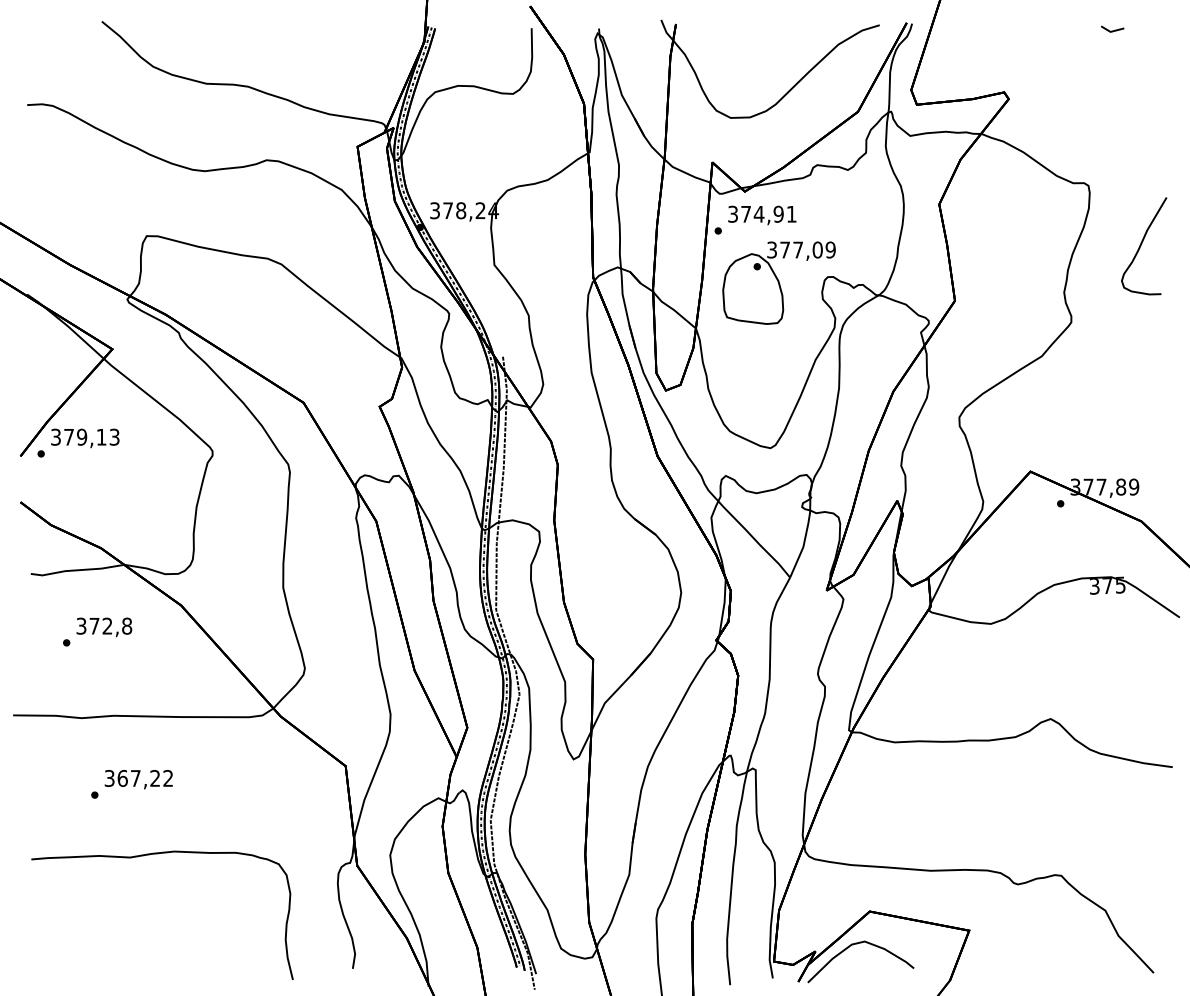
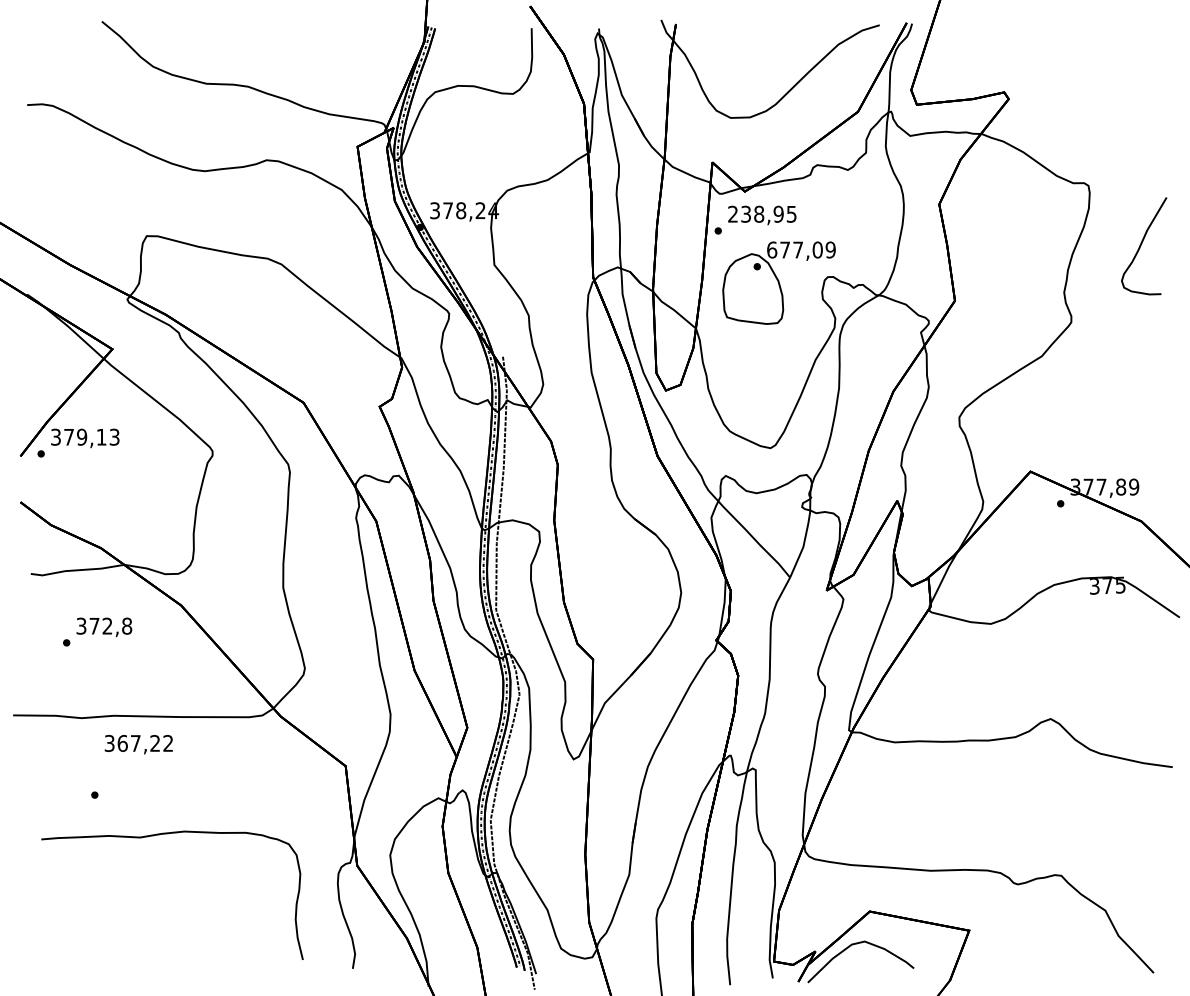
line: present -> none (1112, 30)
text: 374,91 -> 238,95 (762, 213)
text: 377,09 -> 677,09 (772, 249)
text position: (138, 779) -> (138, 744) (138, 744)
curve position: (158, 854) -> (168, 834) (168, 834)
